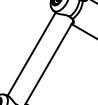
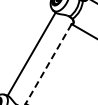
line: solid -> dashed (49, 62)
